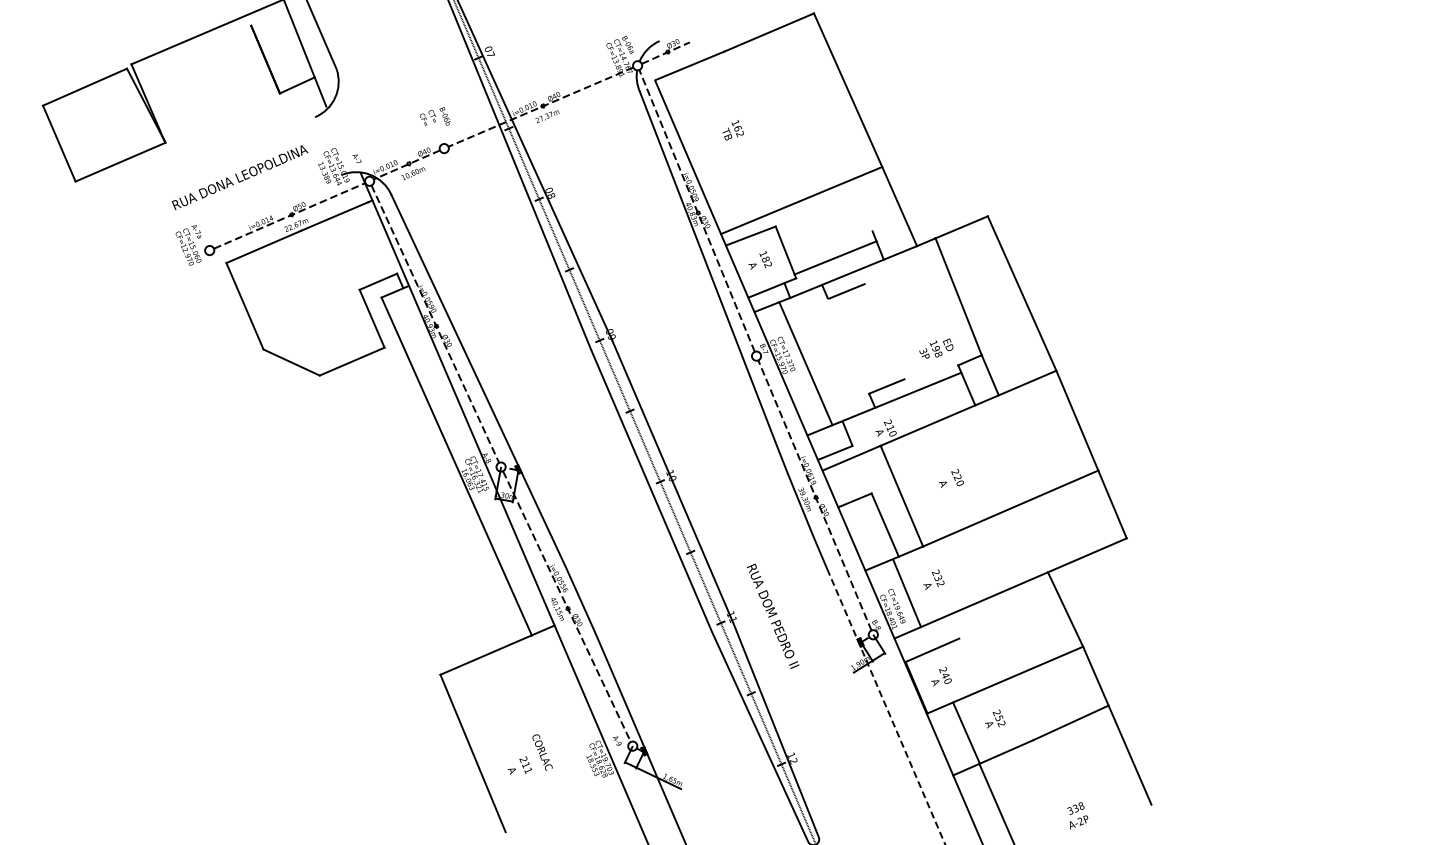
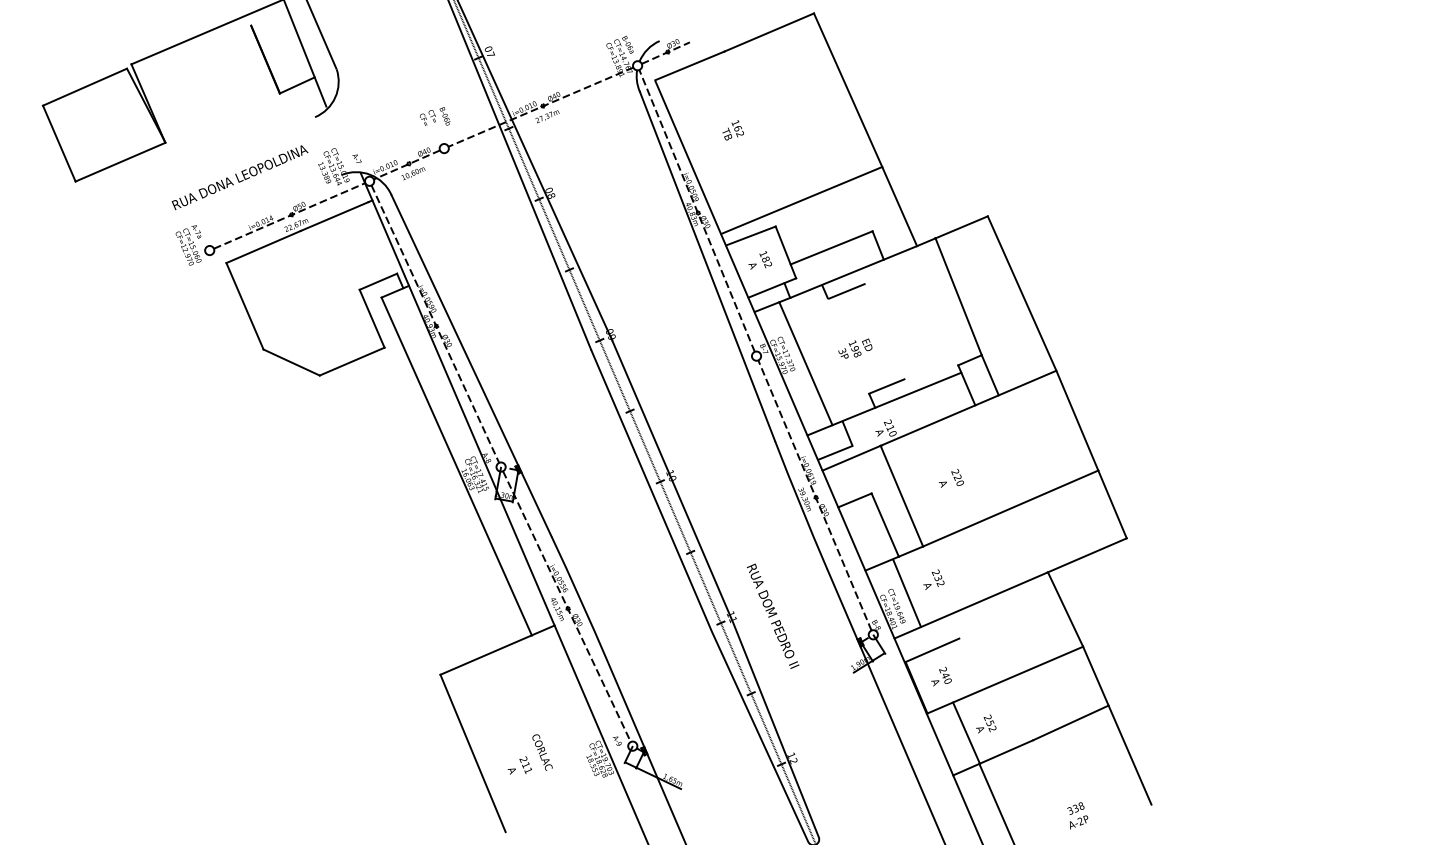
line position: (835, 257) -> (831, 247) (831, 247)
text position: (936, 348) -> (855, 348) (855, 348)
line: dashed -> solid (886, 706)
text position: (995, 718) -> (986, 723) (986, 723)
